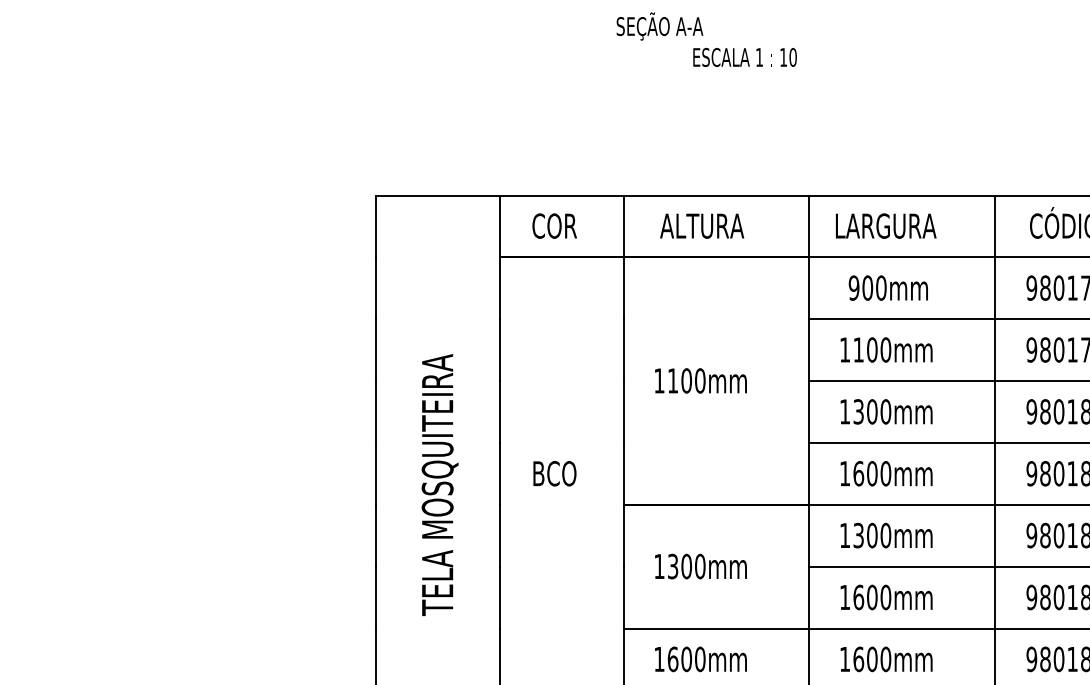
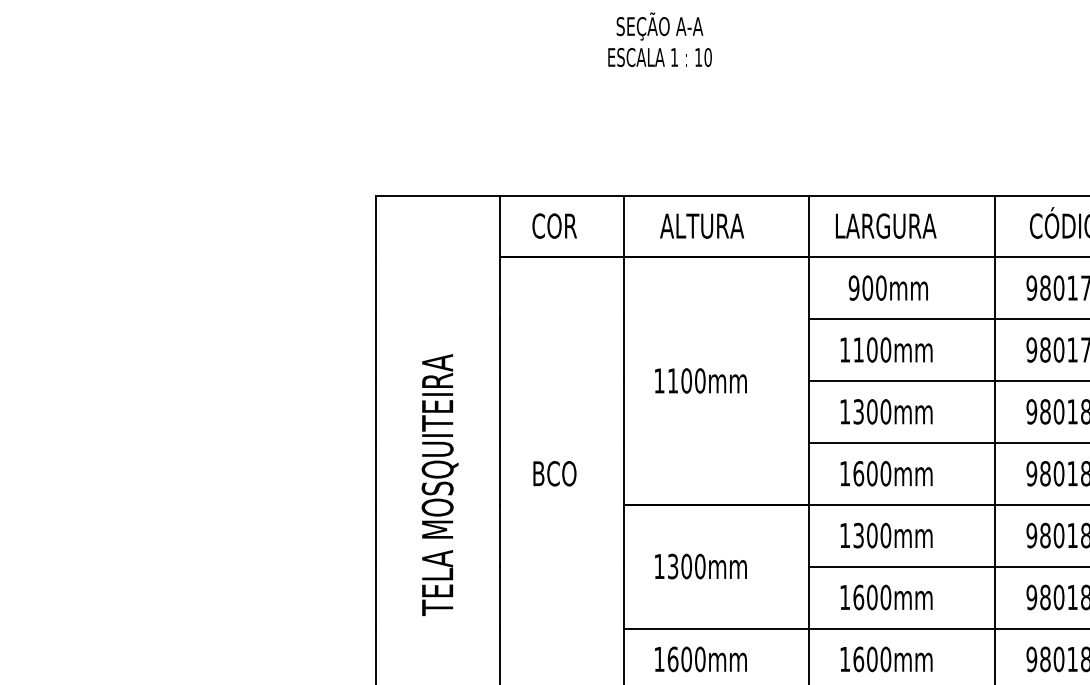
text position: (744, 57) -> (659, 57) (659, 57)
